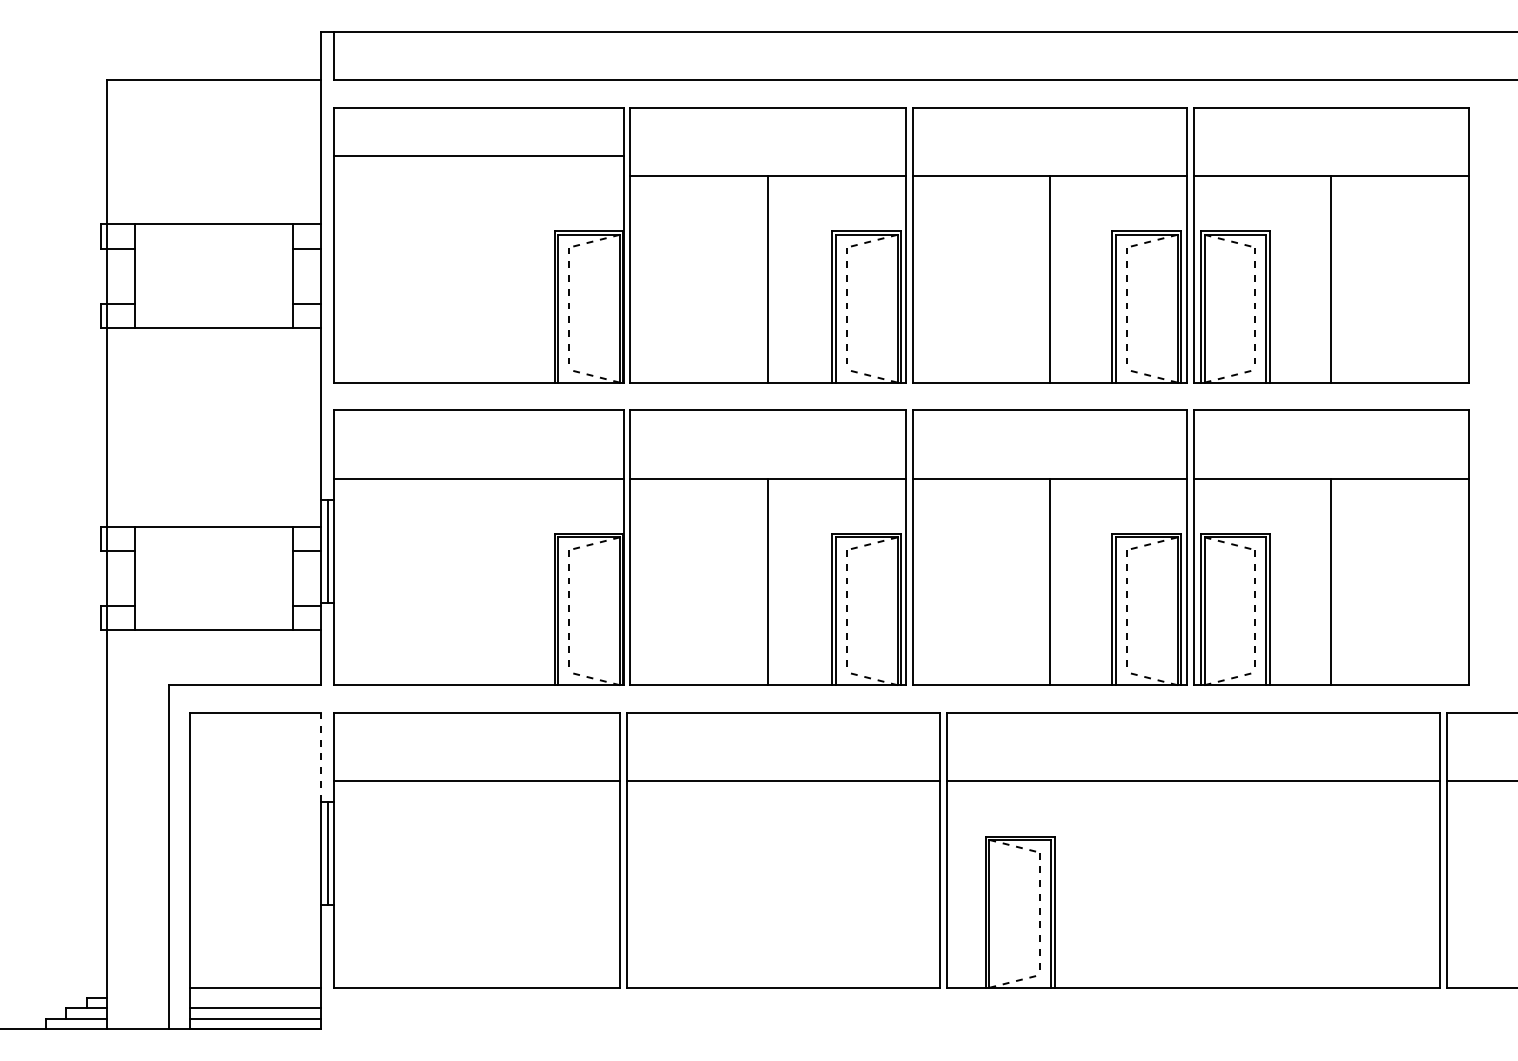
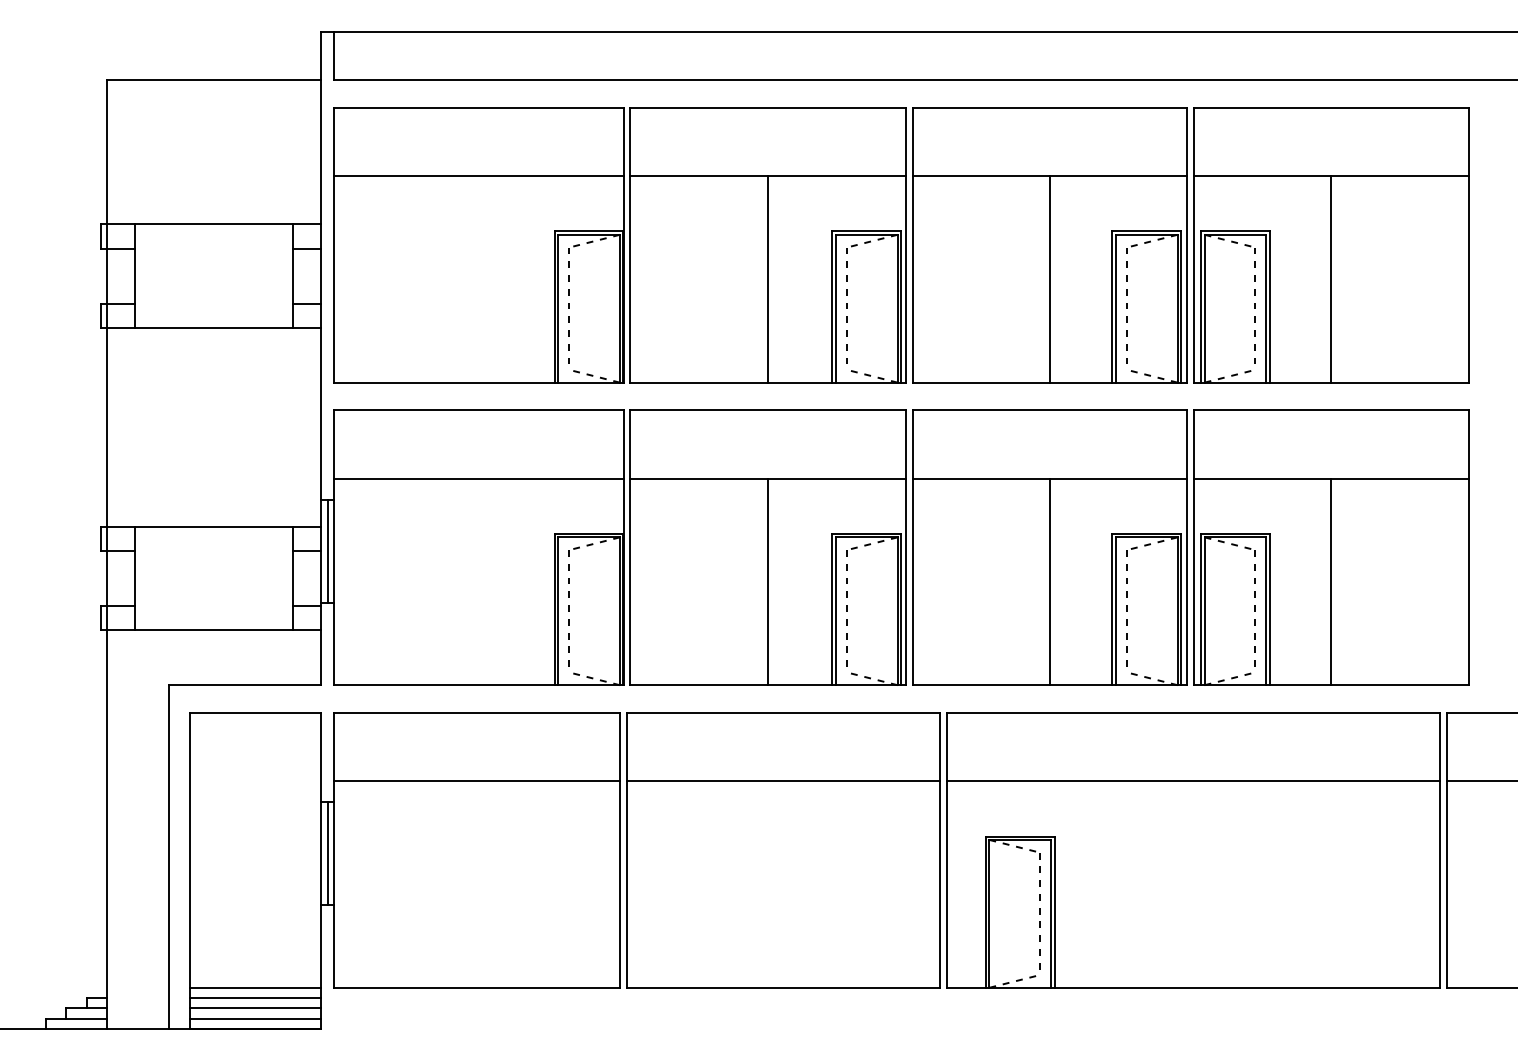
line position: (478, 156) -> (478, 176) (478, 176)
line: dashed -> solid (320, 757)
line: none -> present (255, 998)
